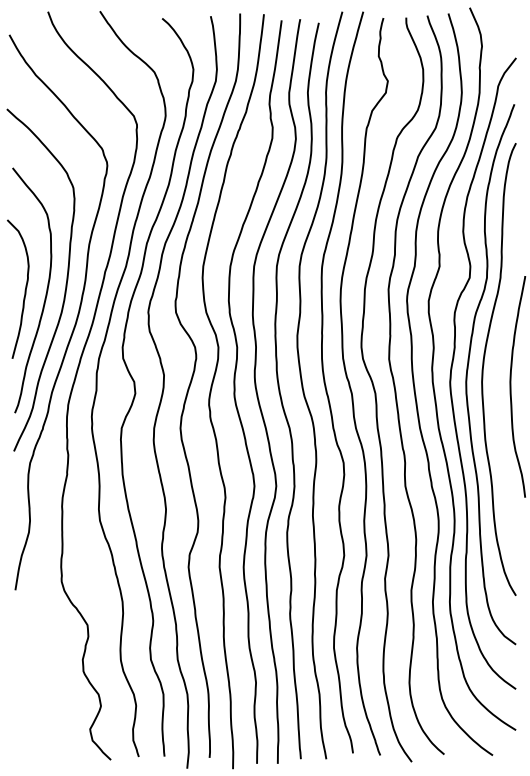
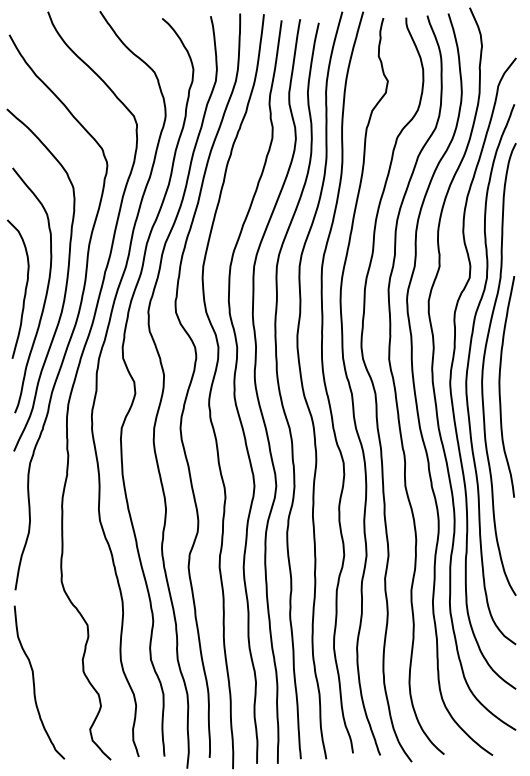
curve position: (511, 386) -> (500, 386) (500, 386)
curve: none -> present (34, 682)
